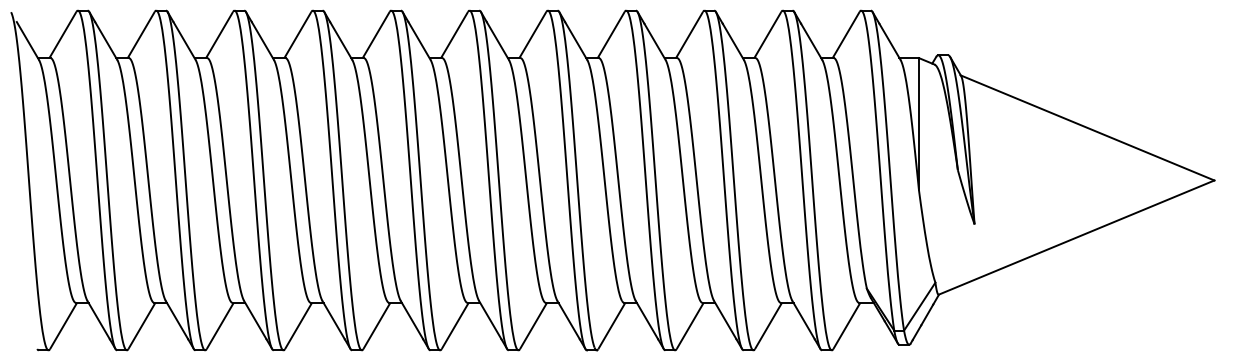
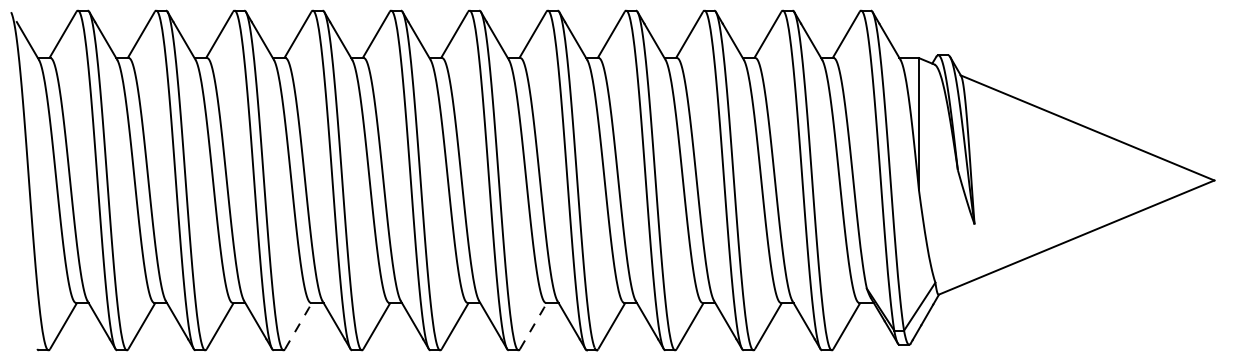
line: solid -> dashed (299, 325)
line: solid -> dashed (534, 325)
